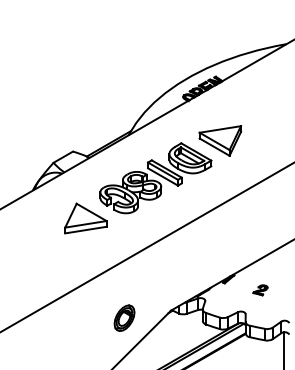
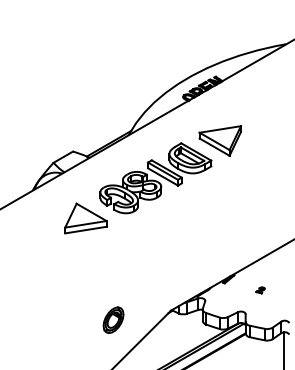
line: present -> none (146, 247)
part size: 17x13 px -> 11x9 px (260, 290)
part position: (124, 317) -> (113, 319) (113, 319)
